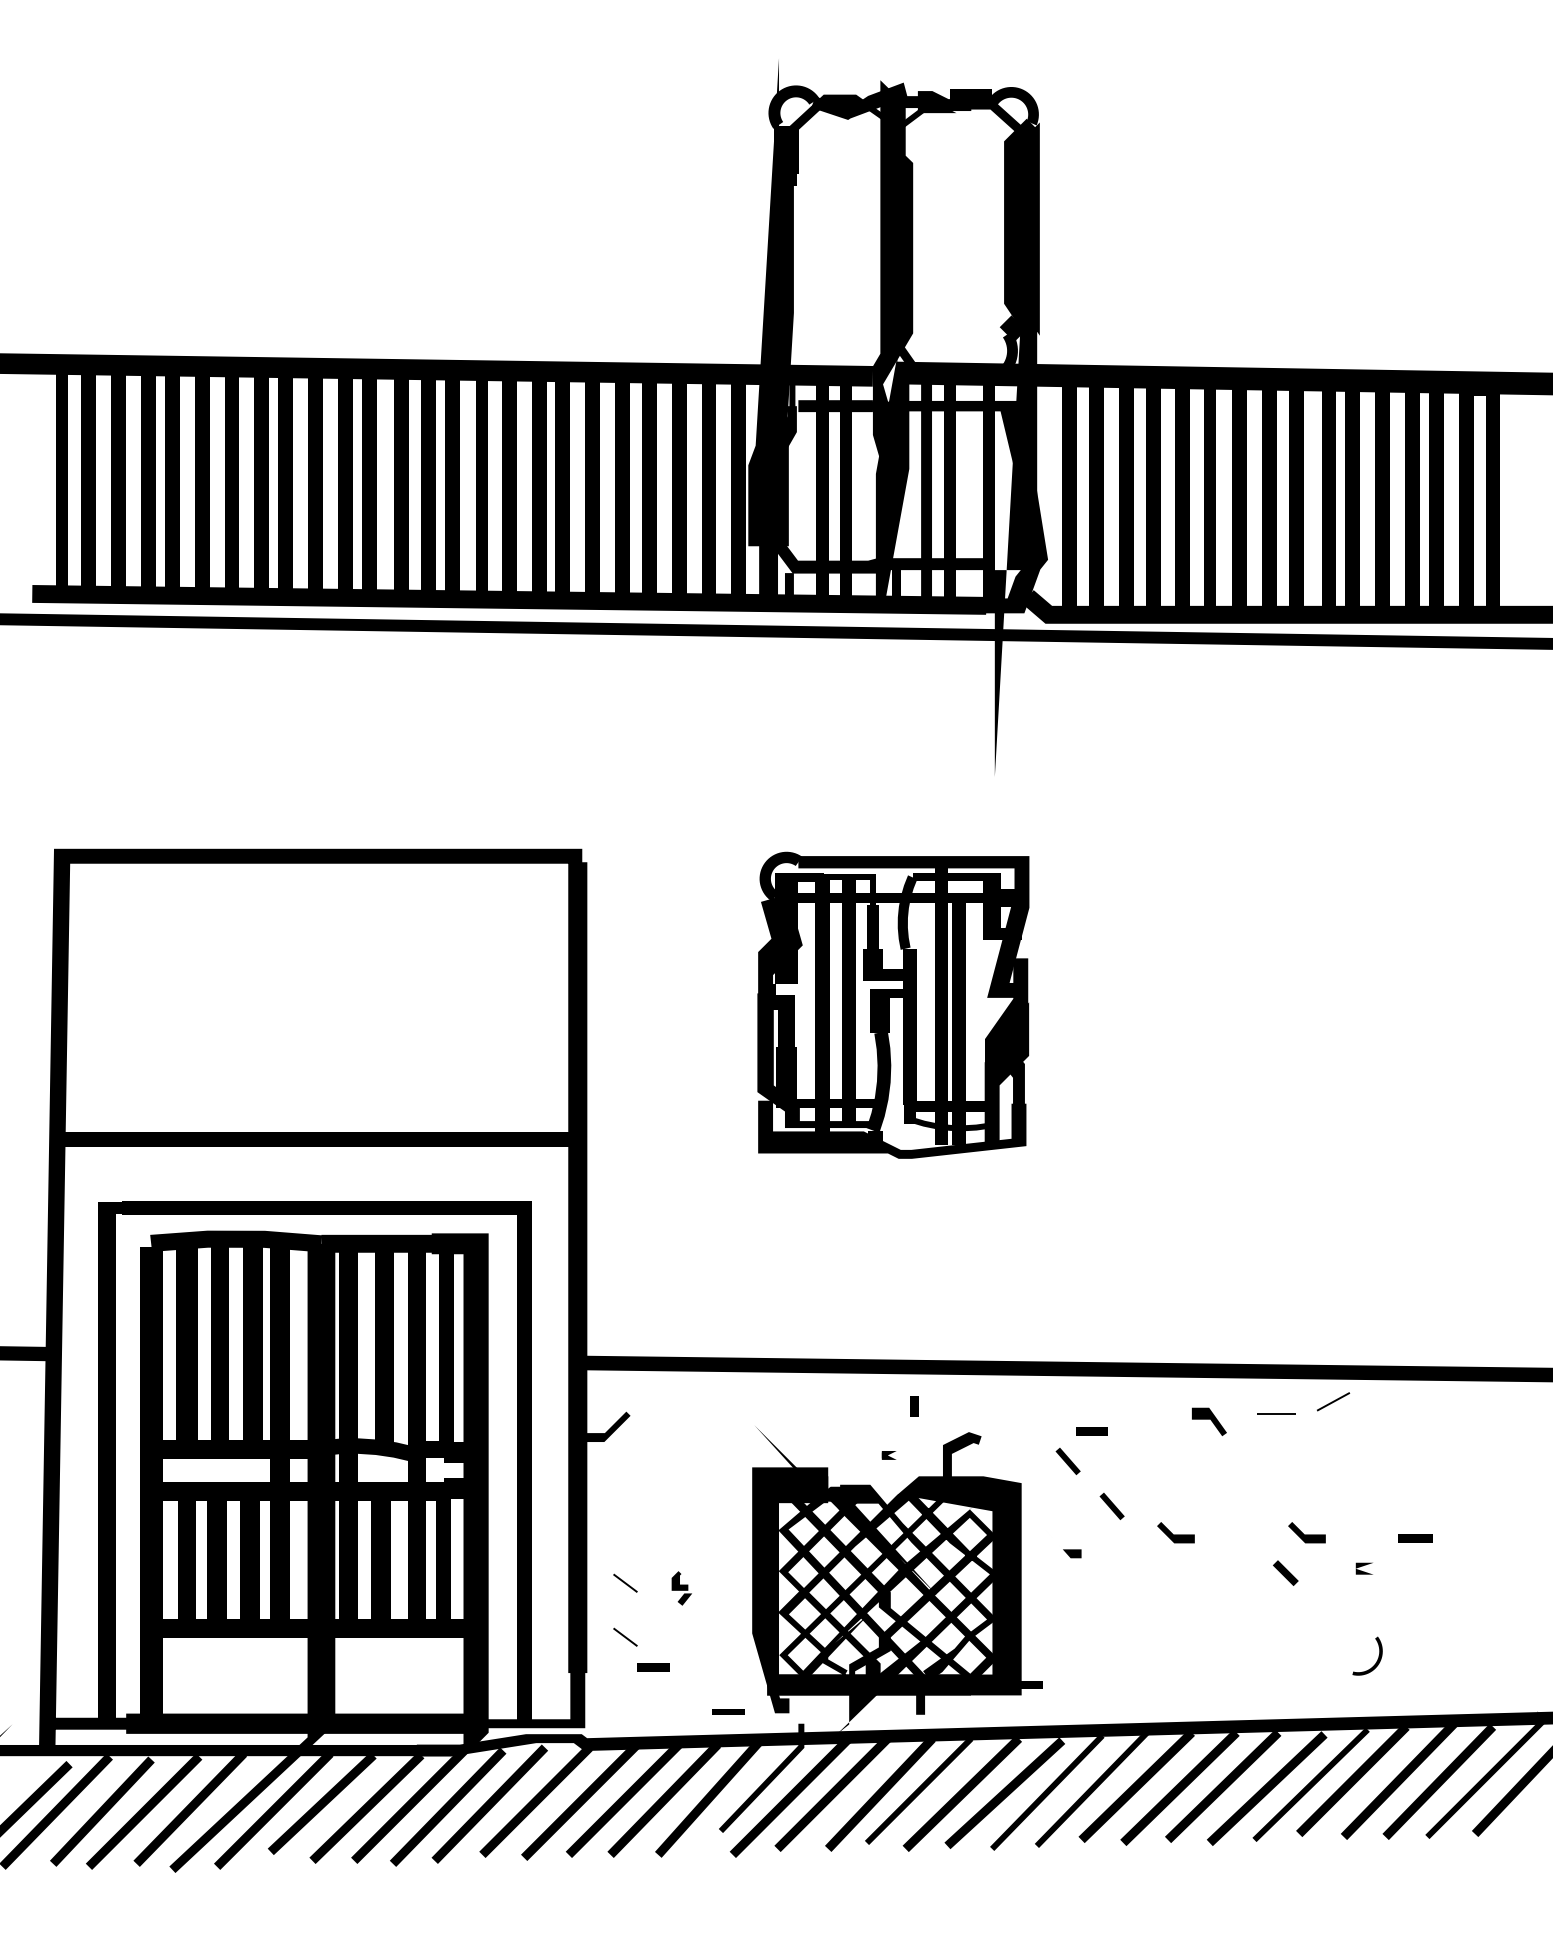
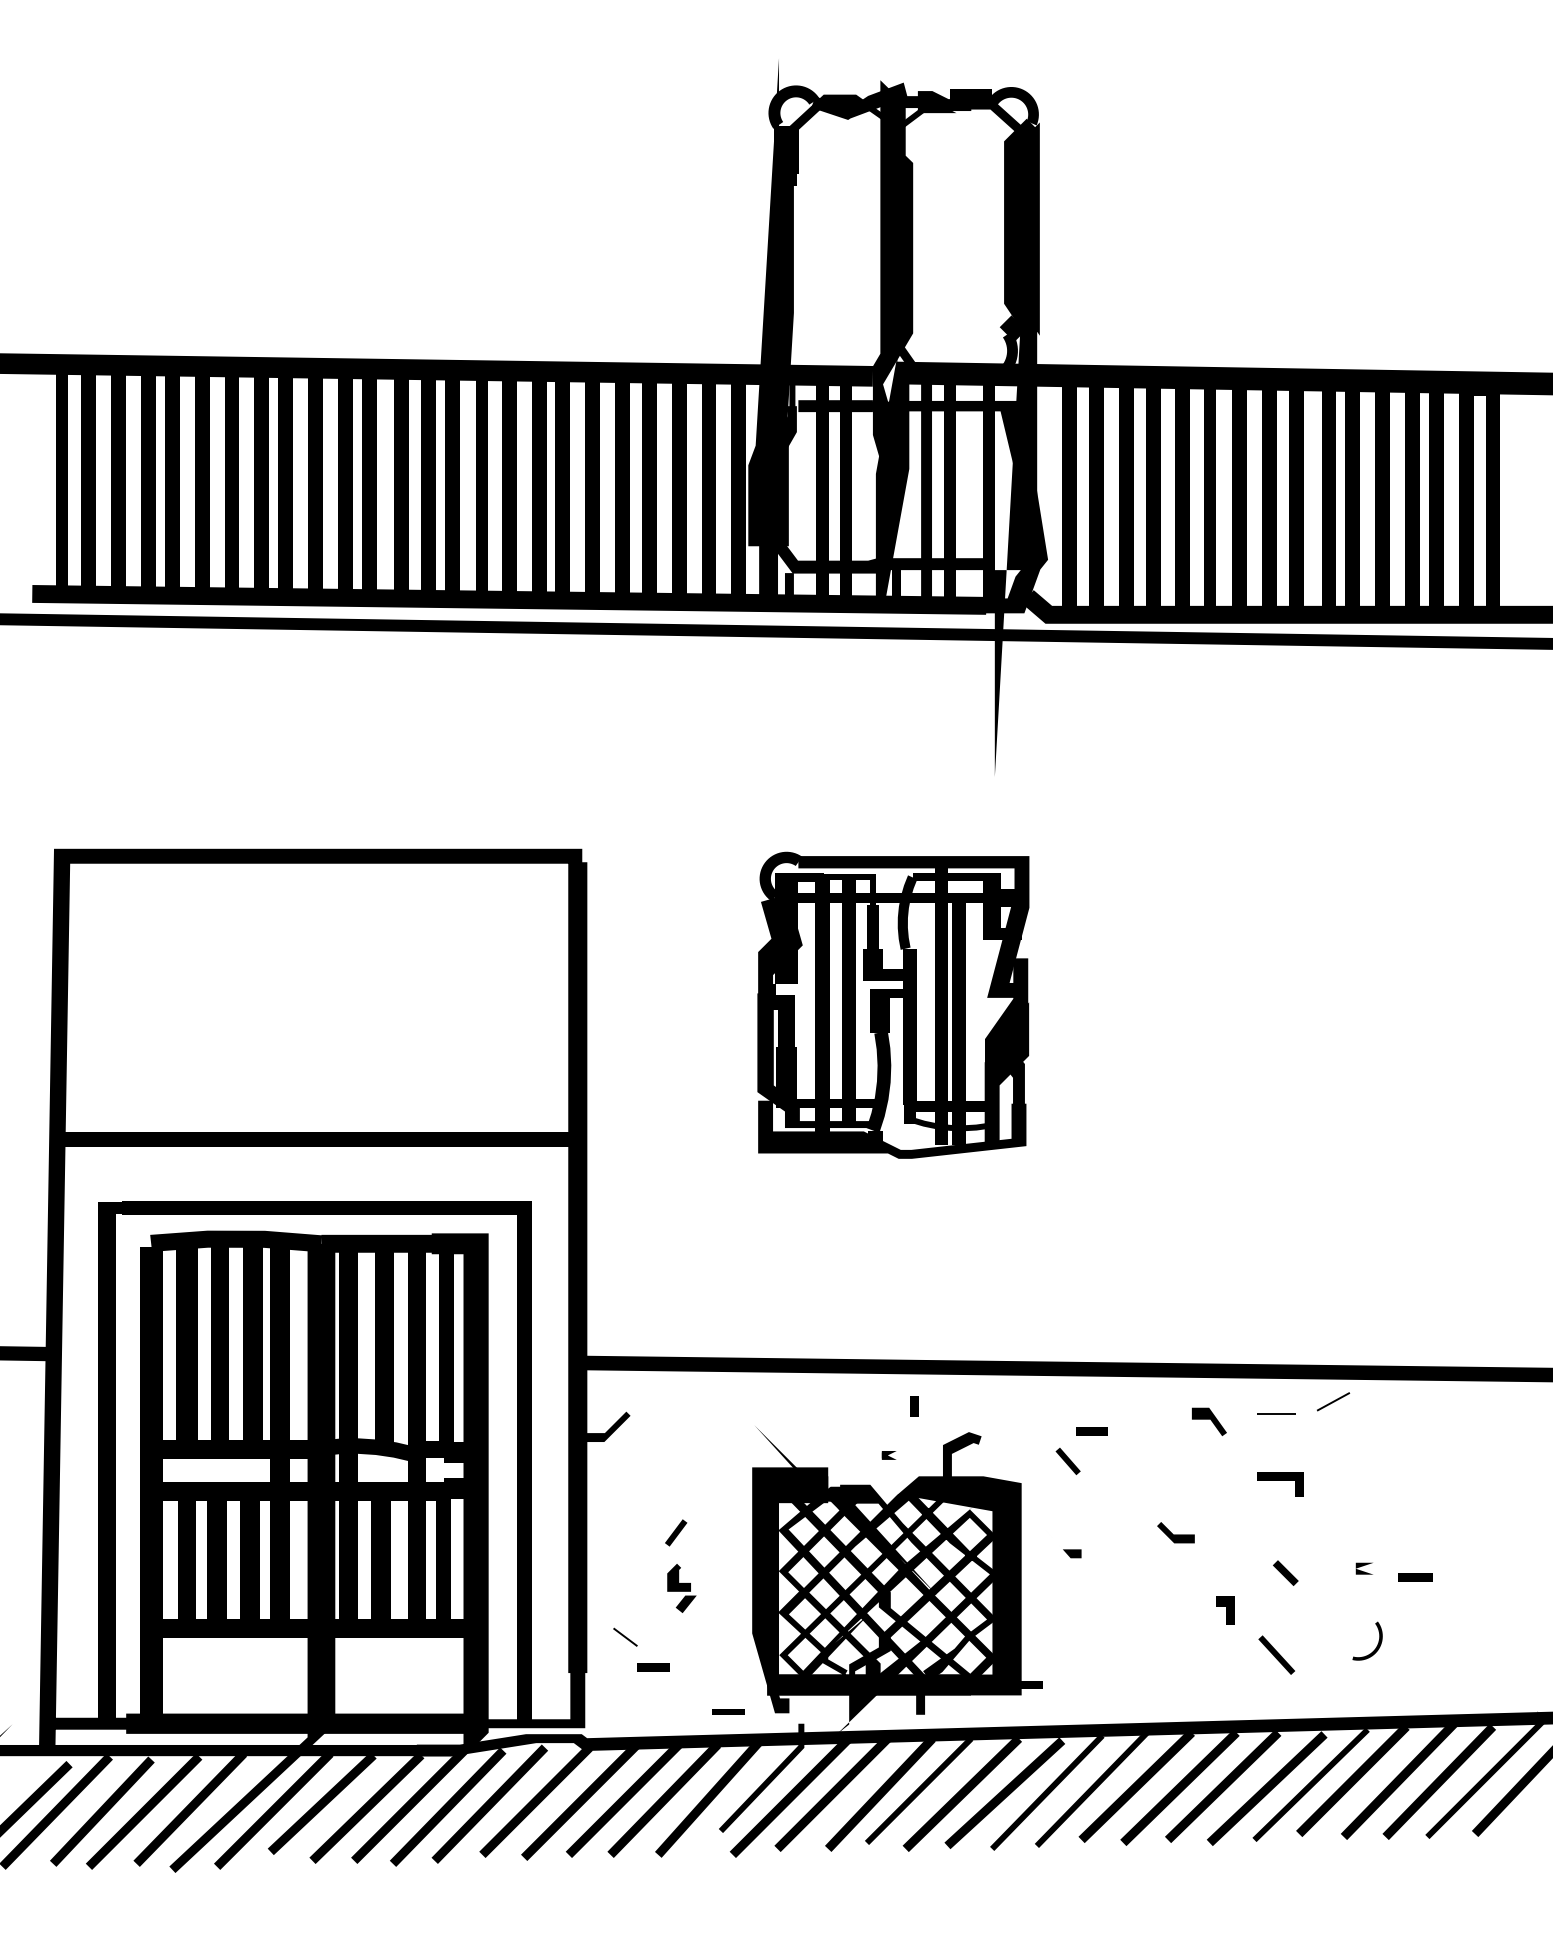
line: none -> present (1280, 1480)
line: present -> none (1111, 1505)
line: none -> present (676, 1532)
line: present -> none (1306, 1534)
line position: (1415, 1538) -> (1415, 1577) (1415, 1577)
line: present -> none (625, 1582)
part size: 21x35 px -> 30x49 px (681, 1588)
line: none -> present (1226, 1610)
line: none -> present (1276, 1654)
curve position: (1377, 1659) -> (1377, 1644) (1377, 1644)
